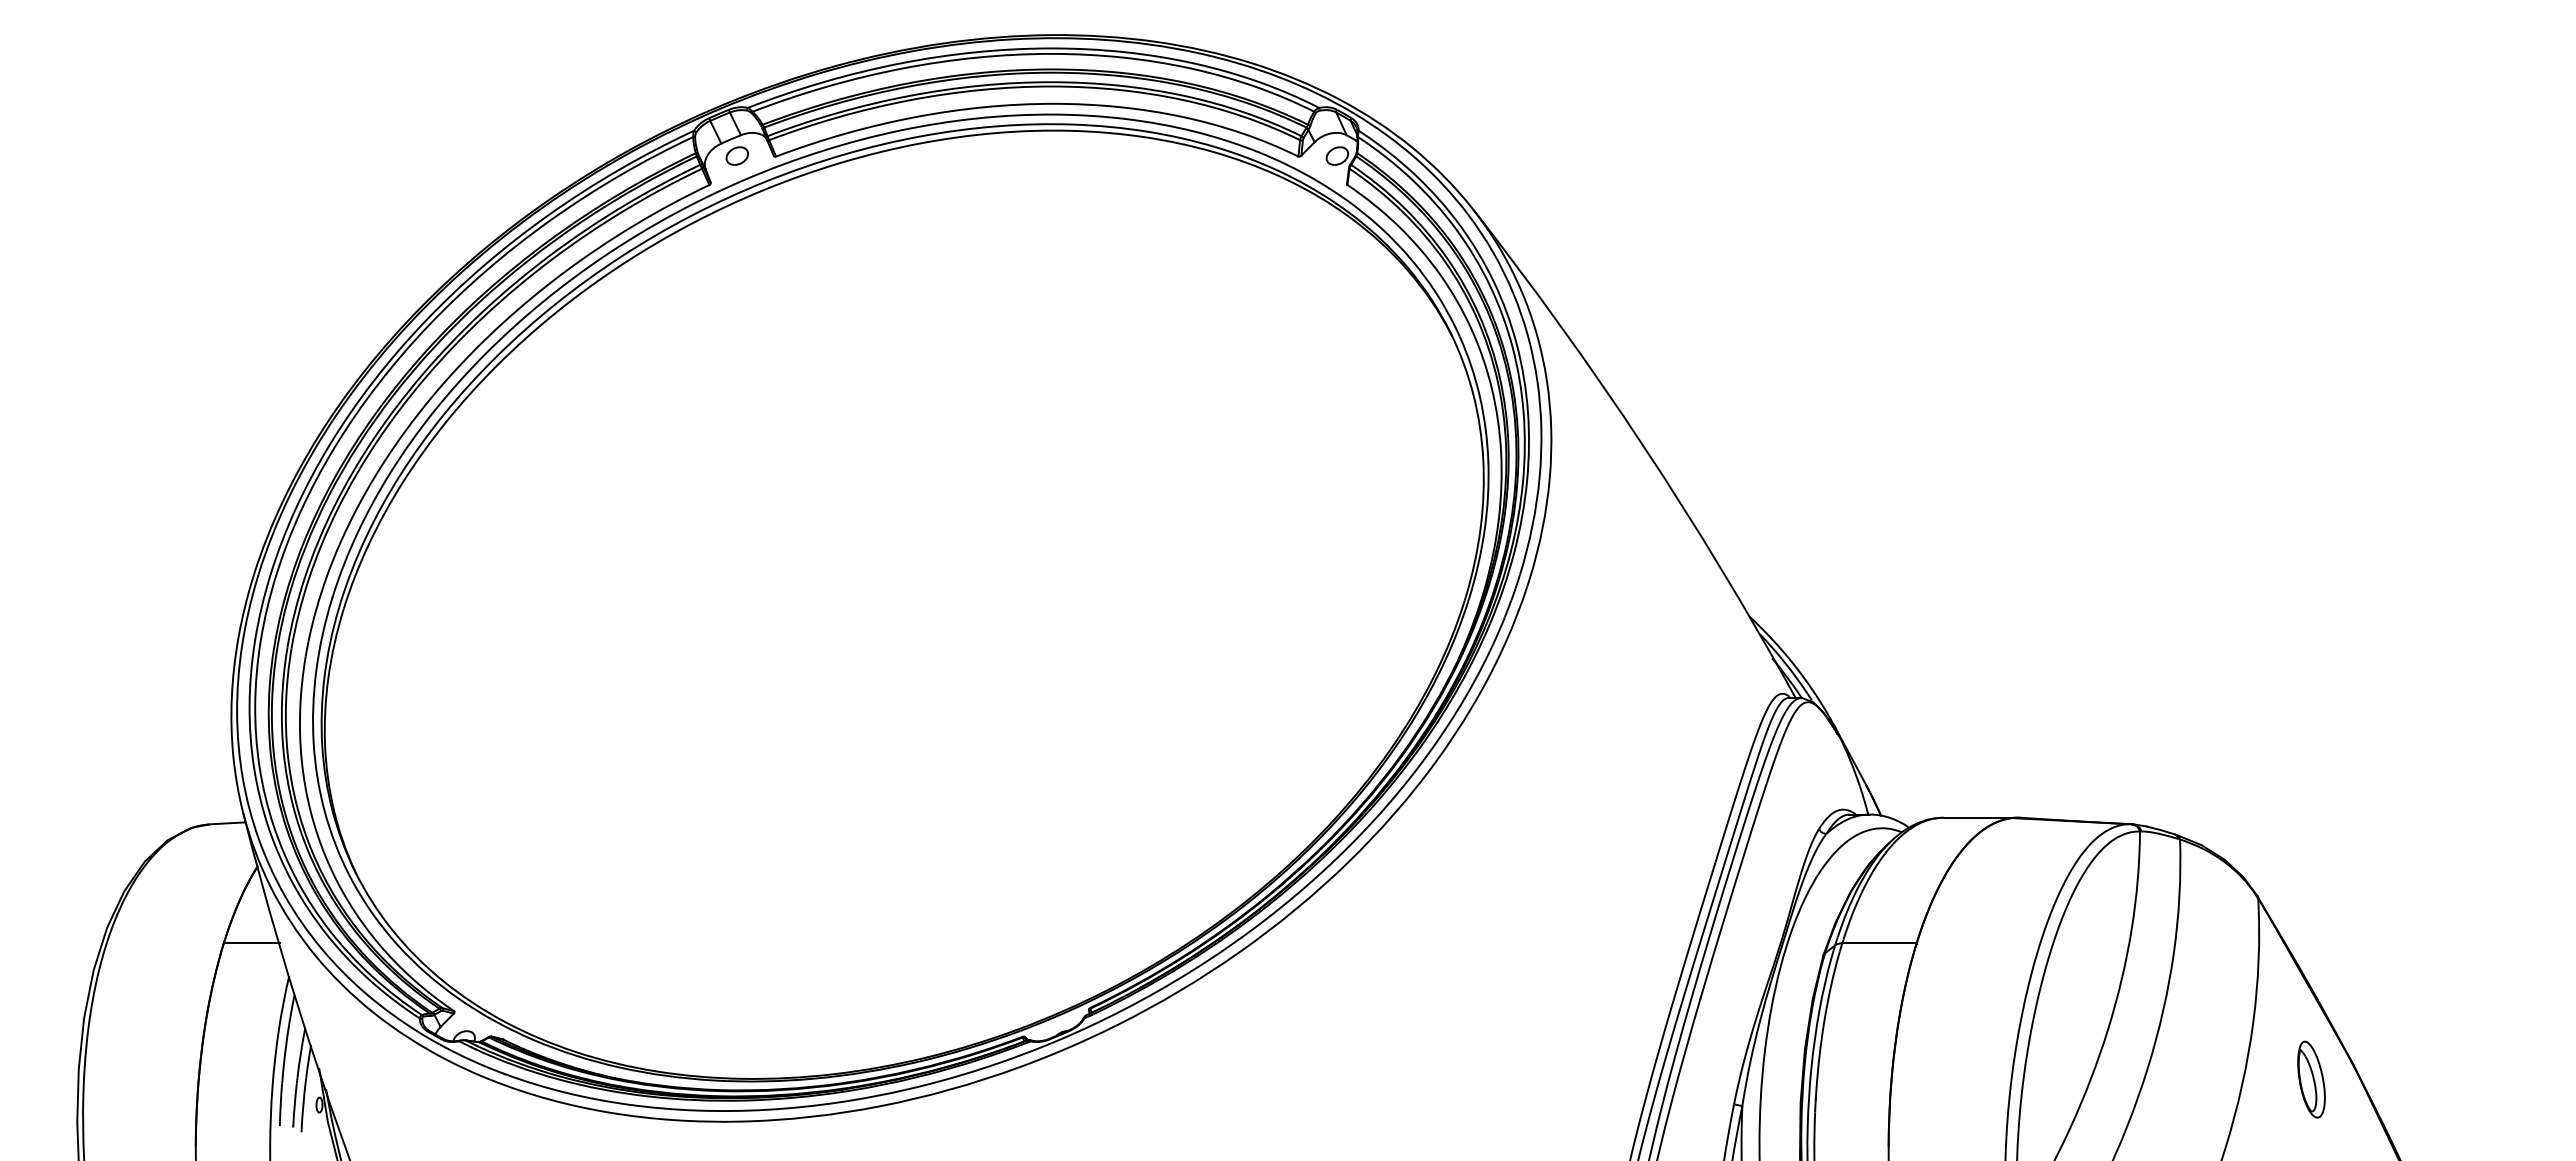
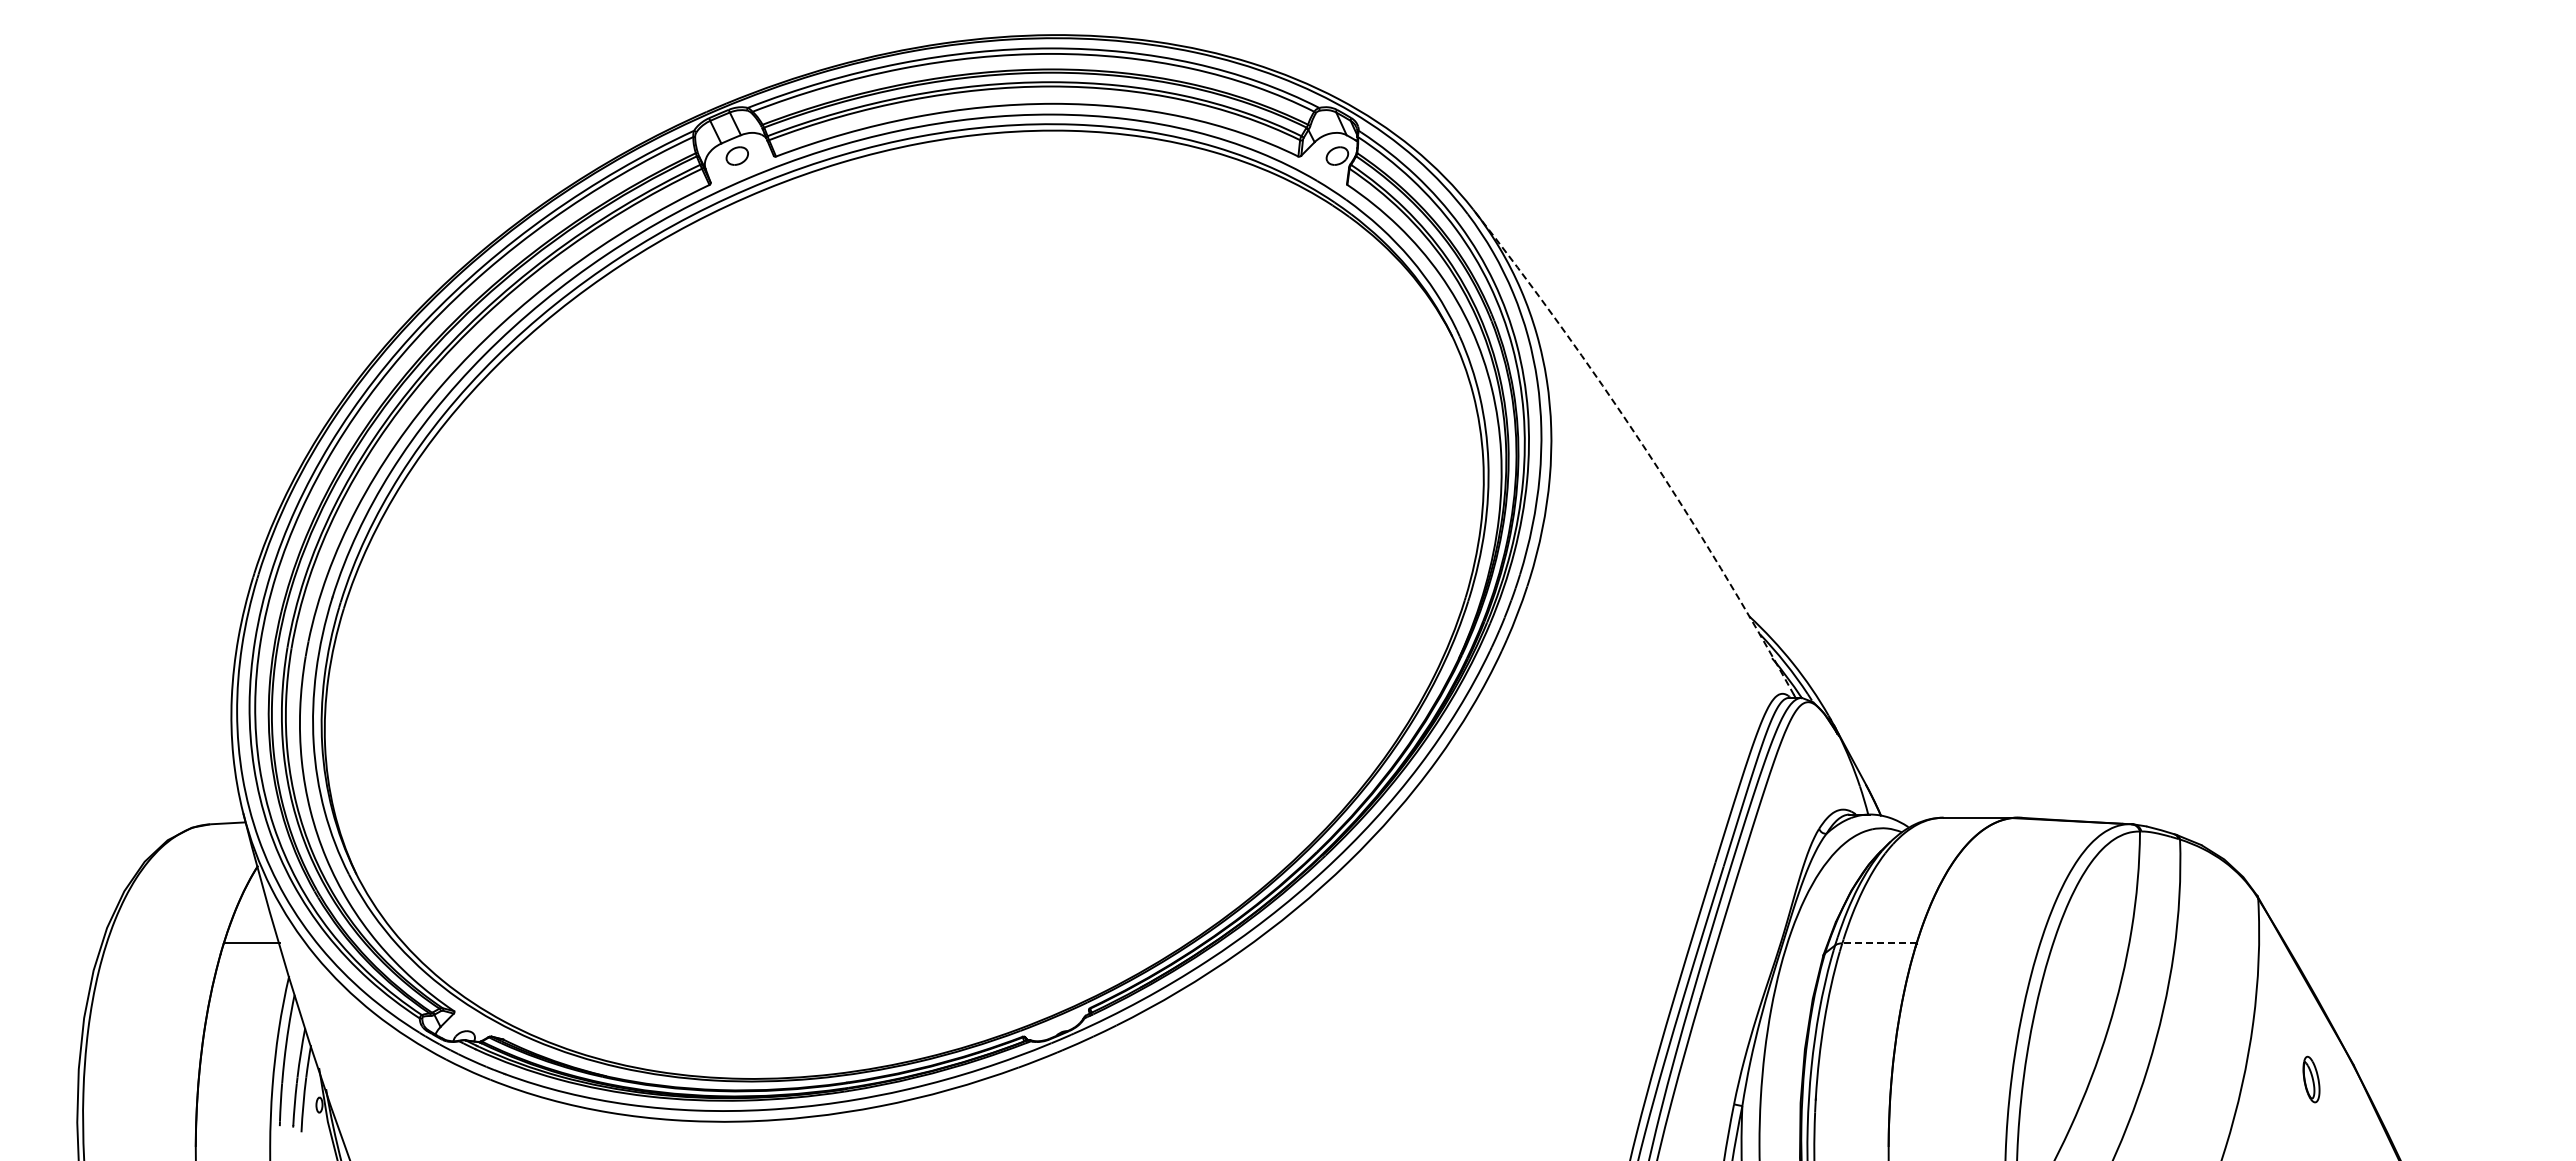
arc: solid -> dashed (1643, 445)
line: solid -> dashed (1879, 943)
part size: 29x79 px -> 19x49 px (2311, 1079)
